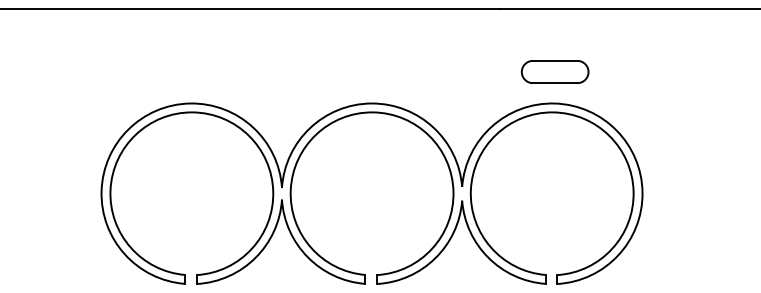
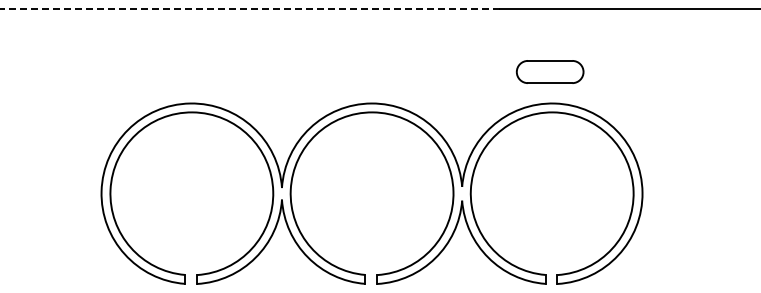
line: solid -> dashed (250, 9)
part position: (555, 71) -> (550, 71) (550, 71)
